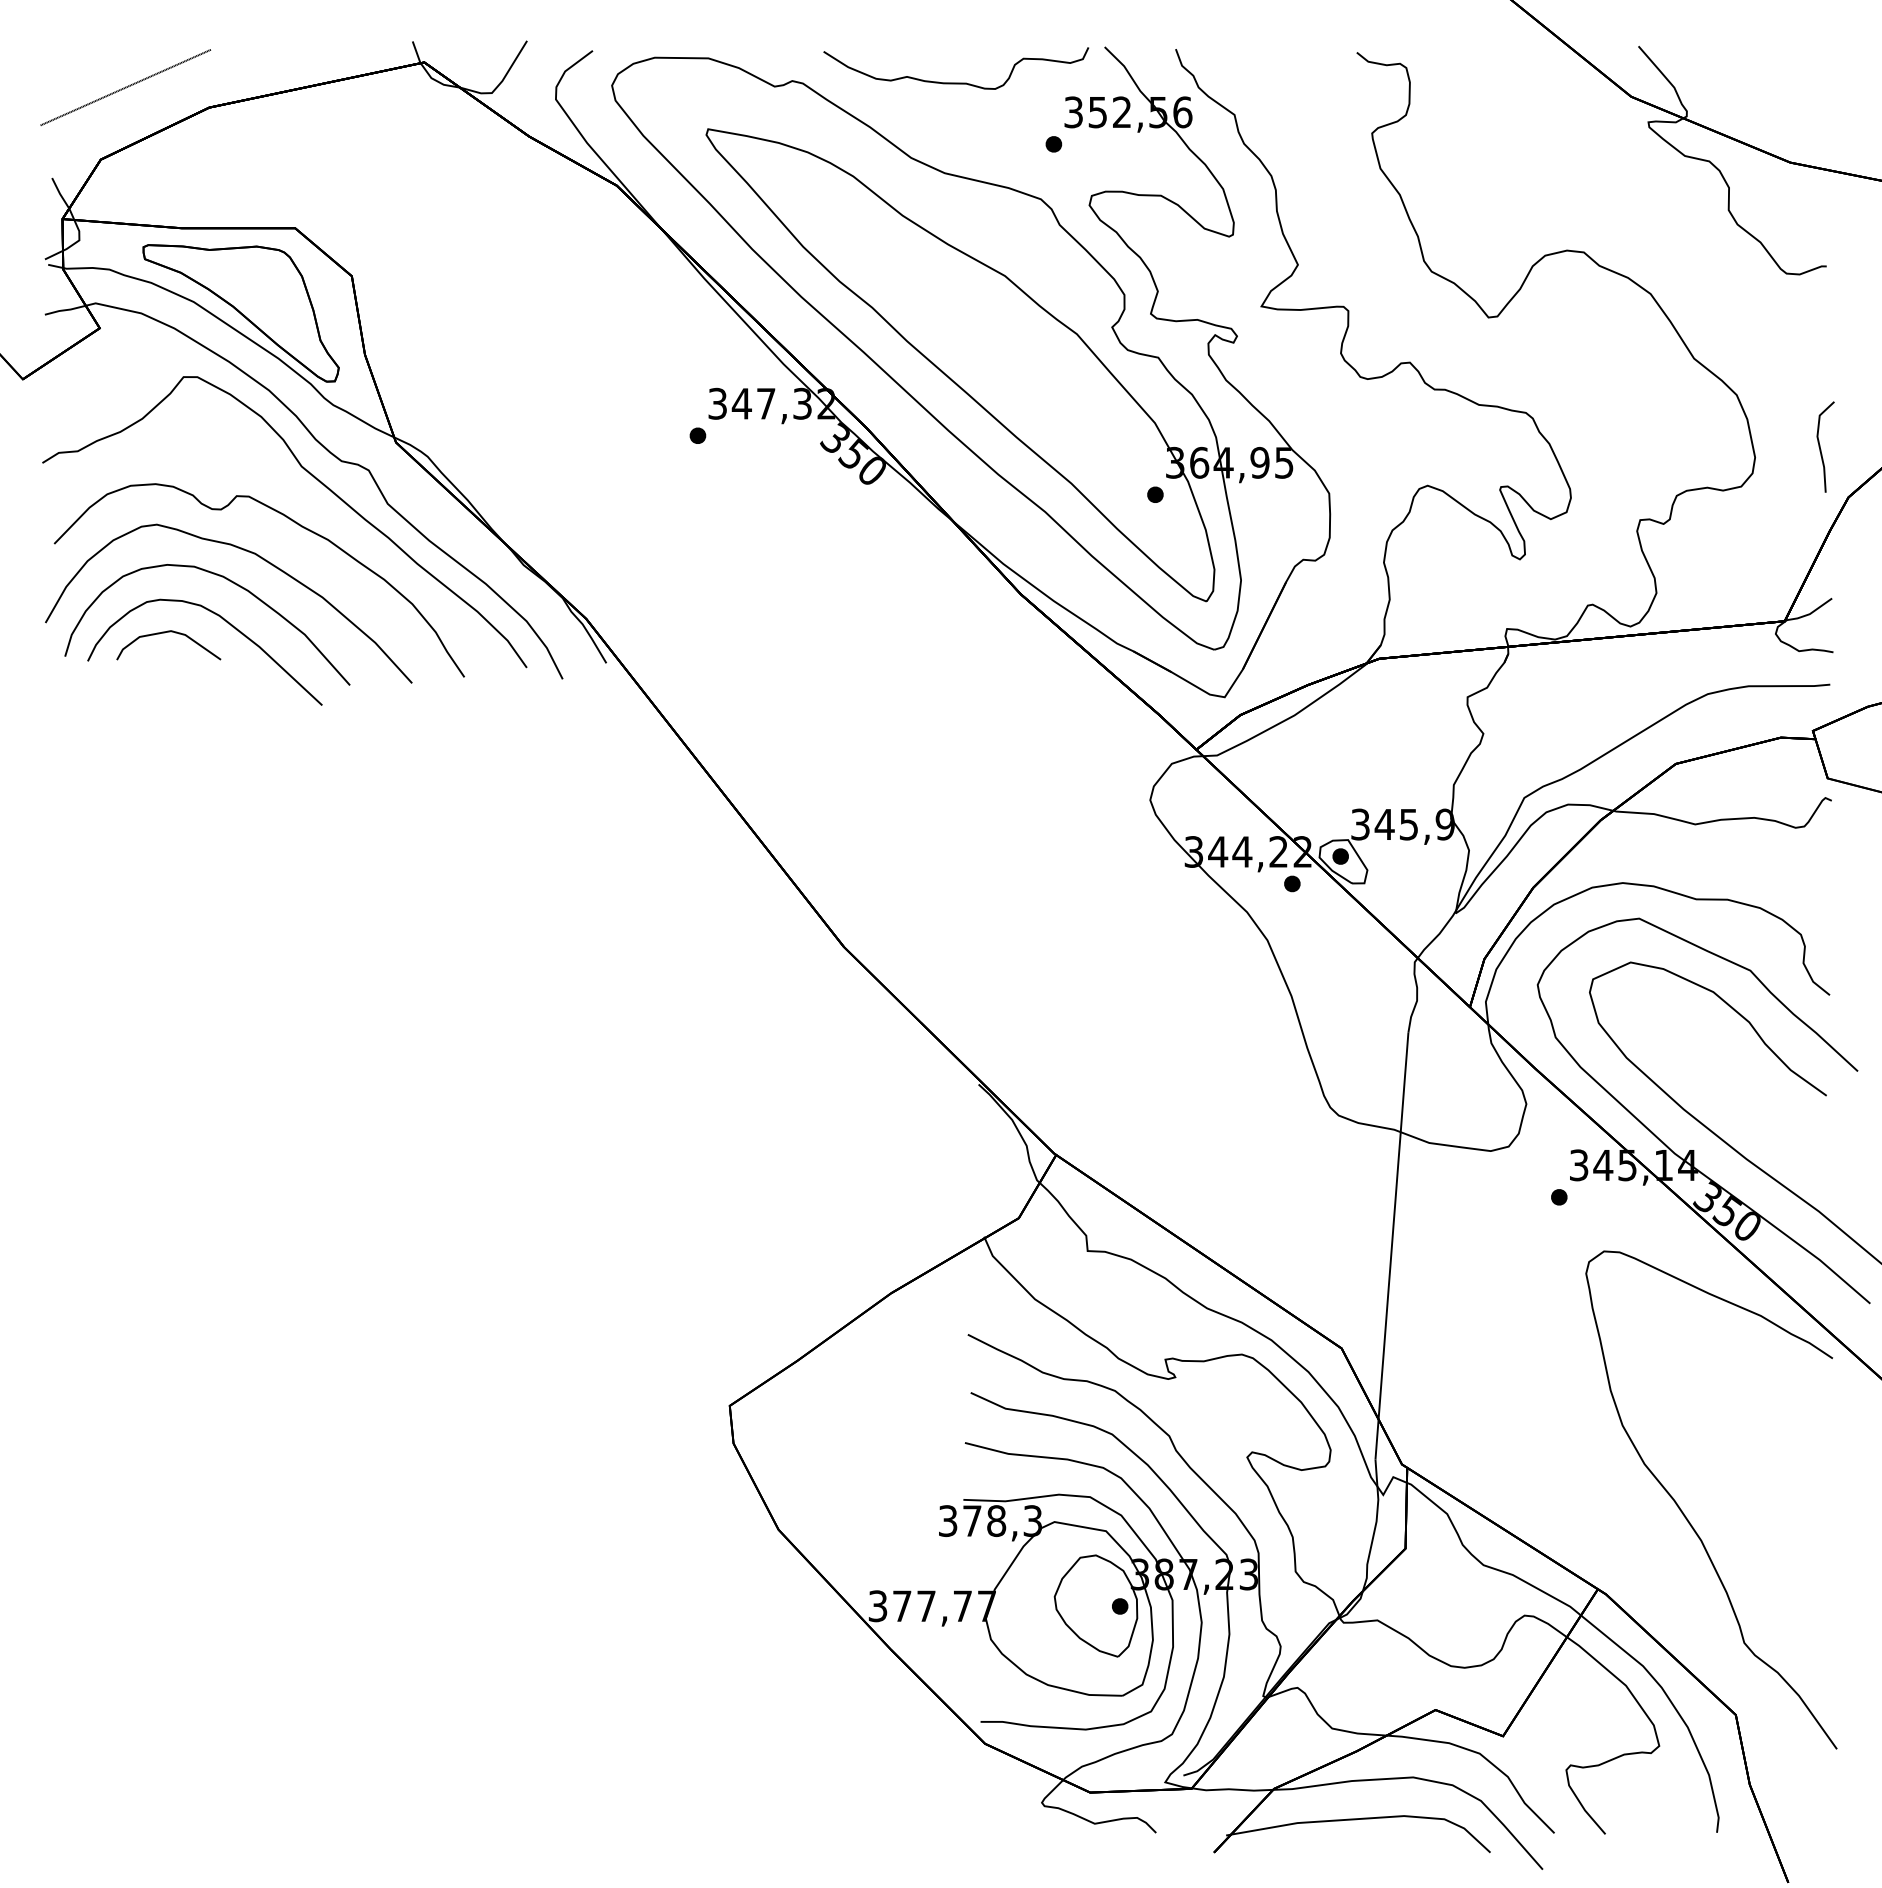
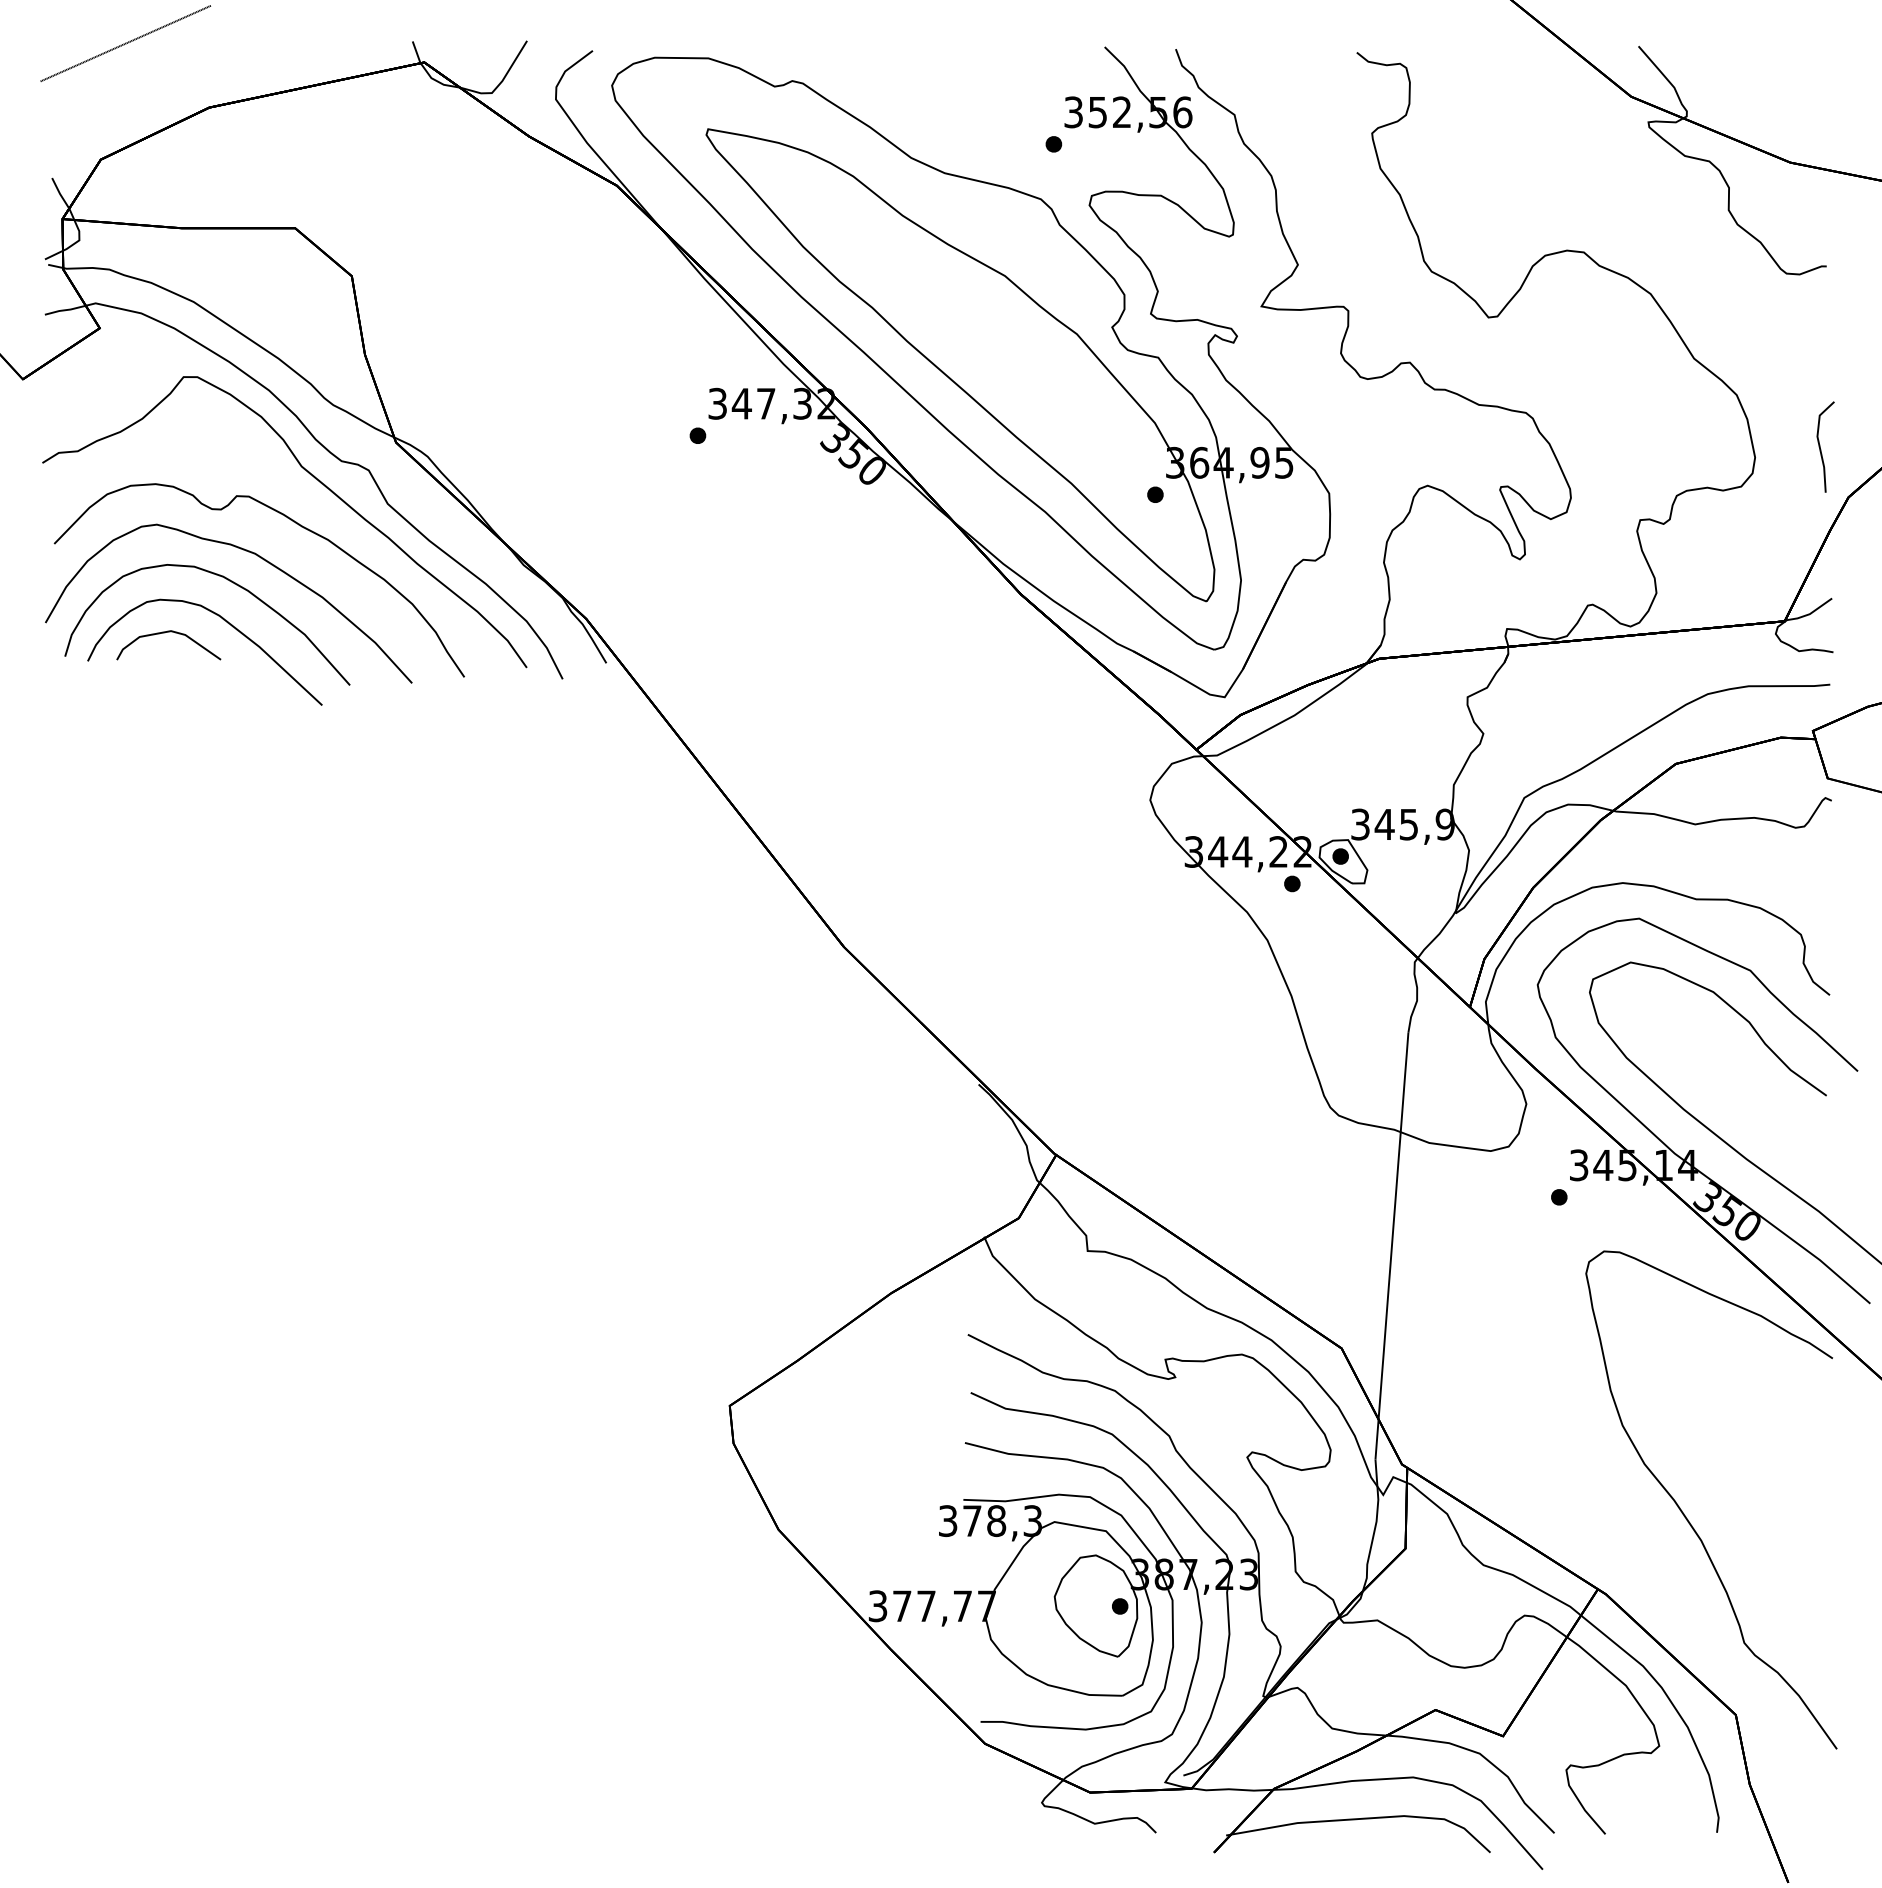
curve: present -> none (956, 82)
line position: (125, 87) -> (125, 43) (125, 43)
part: present -> none (240, 313)
